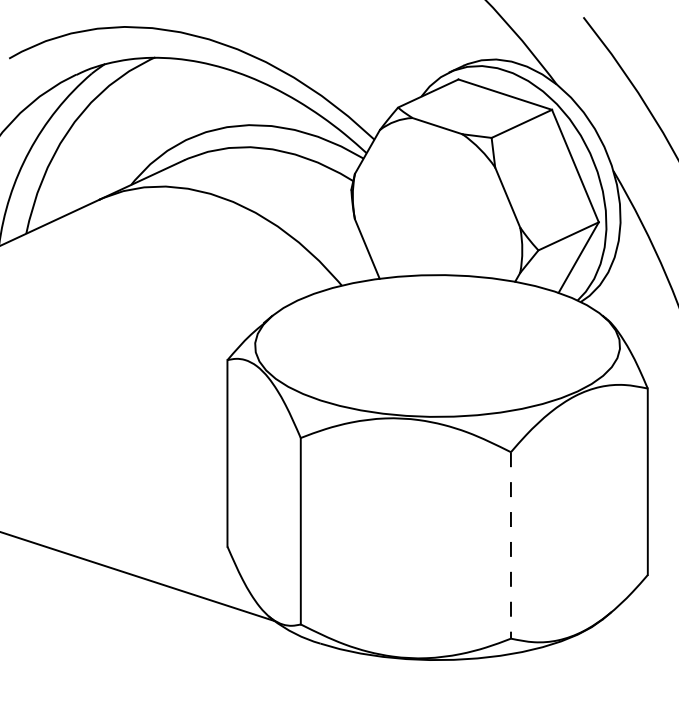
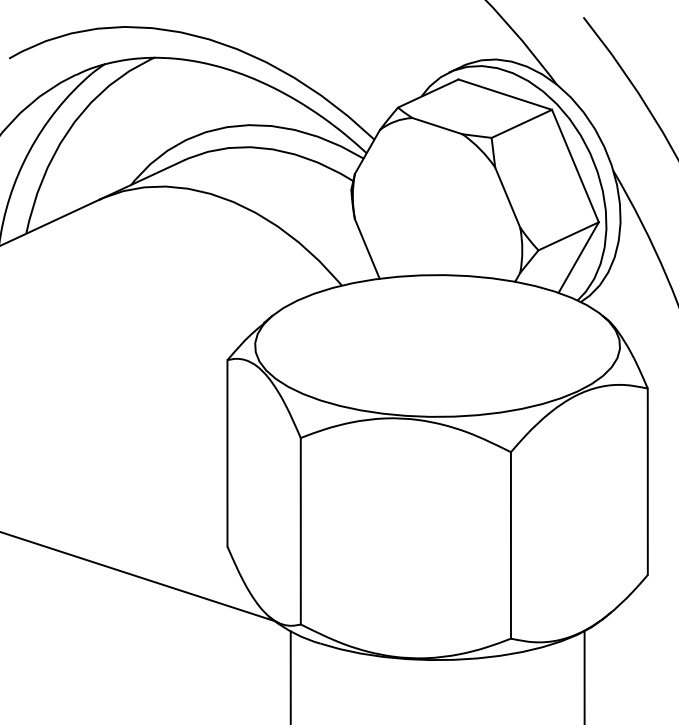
line: dashed -> solid (510, 545)
line: none -> present (290, 676)
line: none -> present (584, 676)
